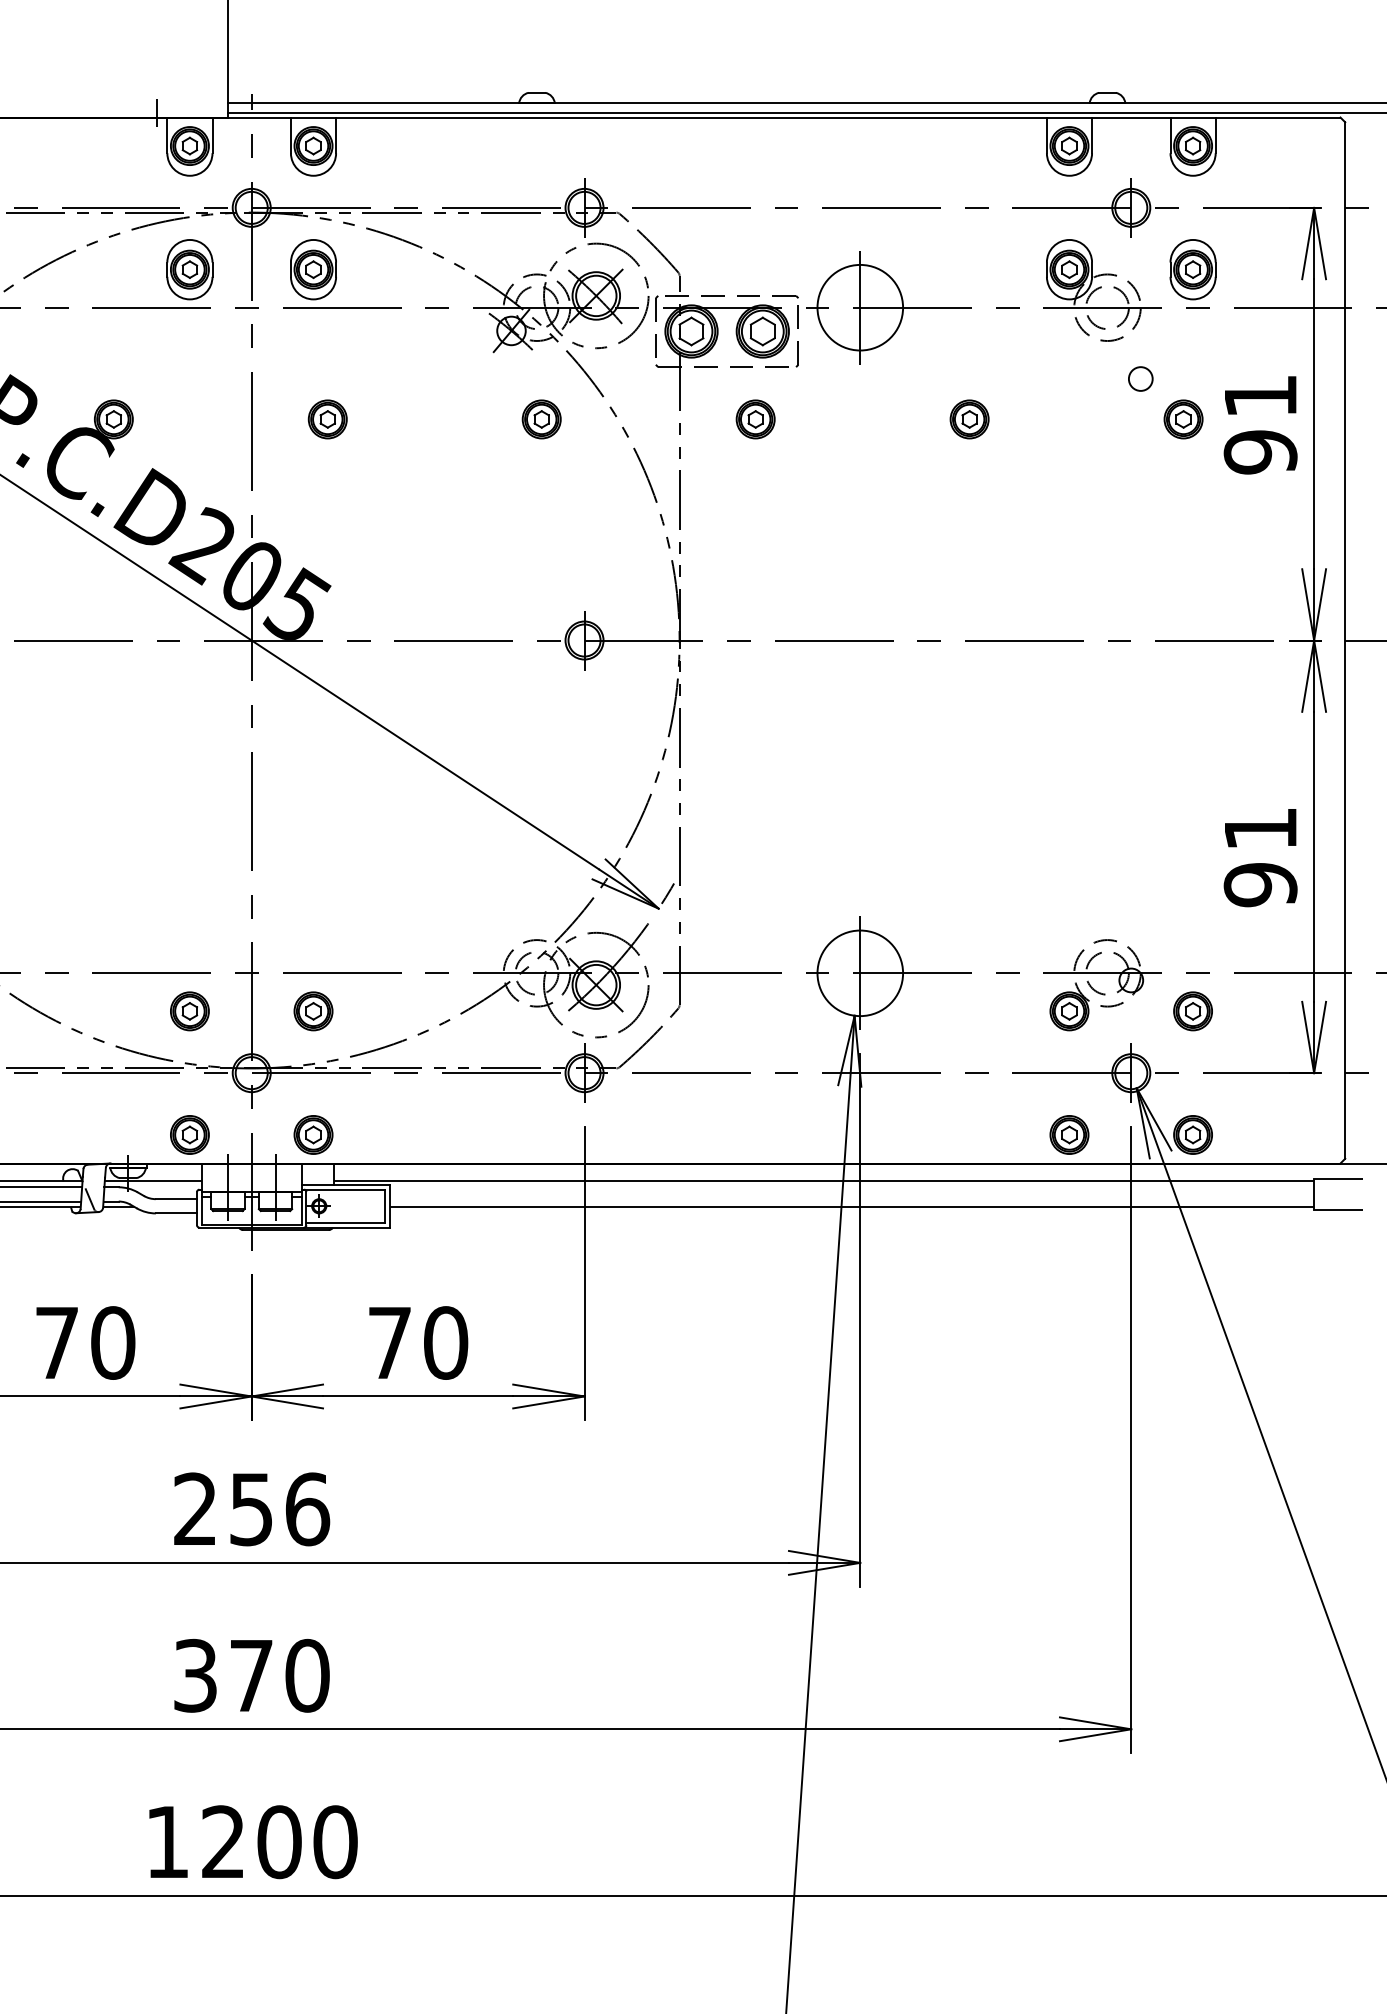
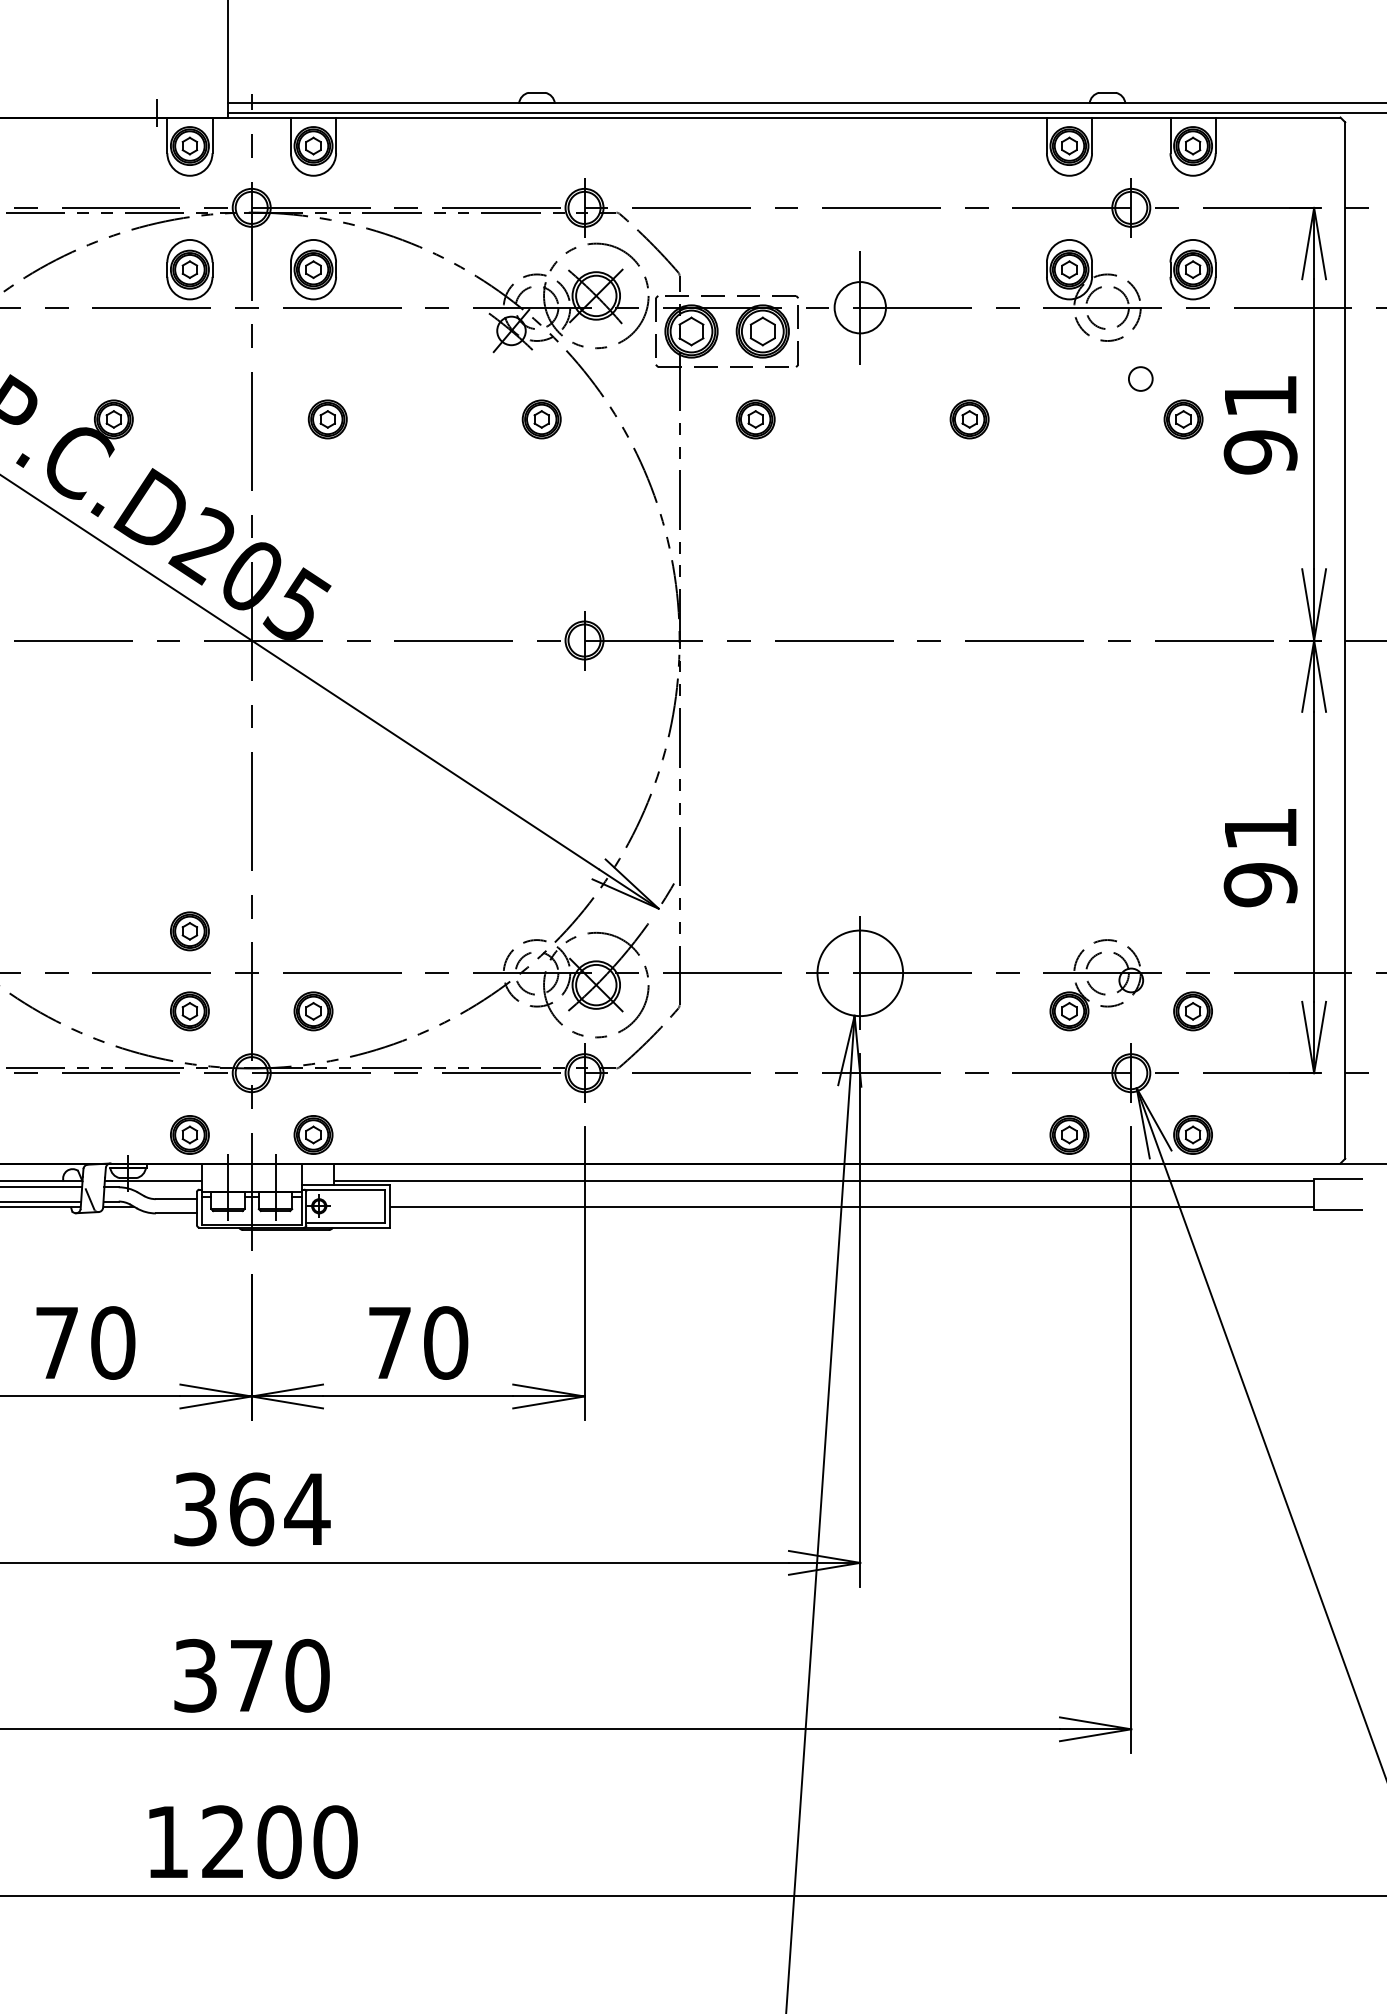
circle diameter: 86 px -> 51 px (859, 307)
part: none -> present (189, 931)
text: 256 -> 364 (252, 1509)
